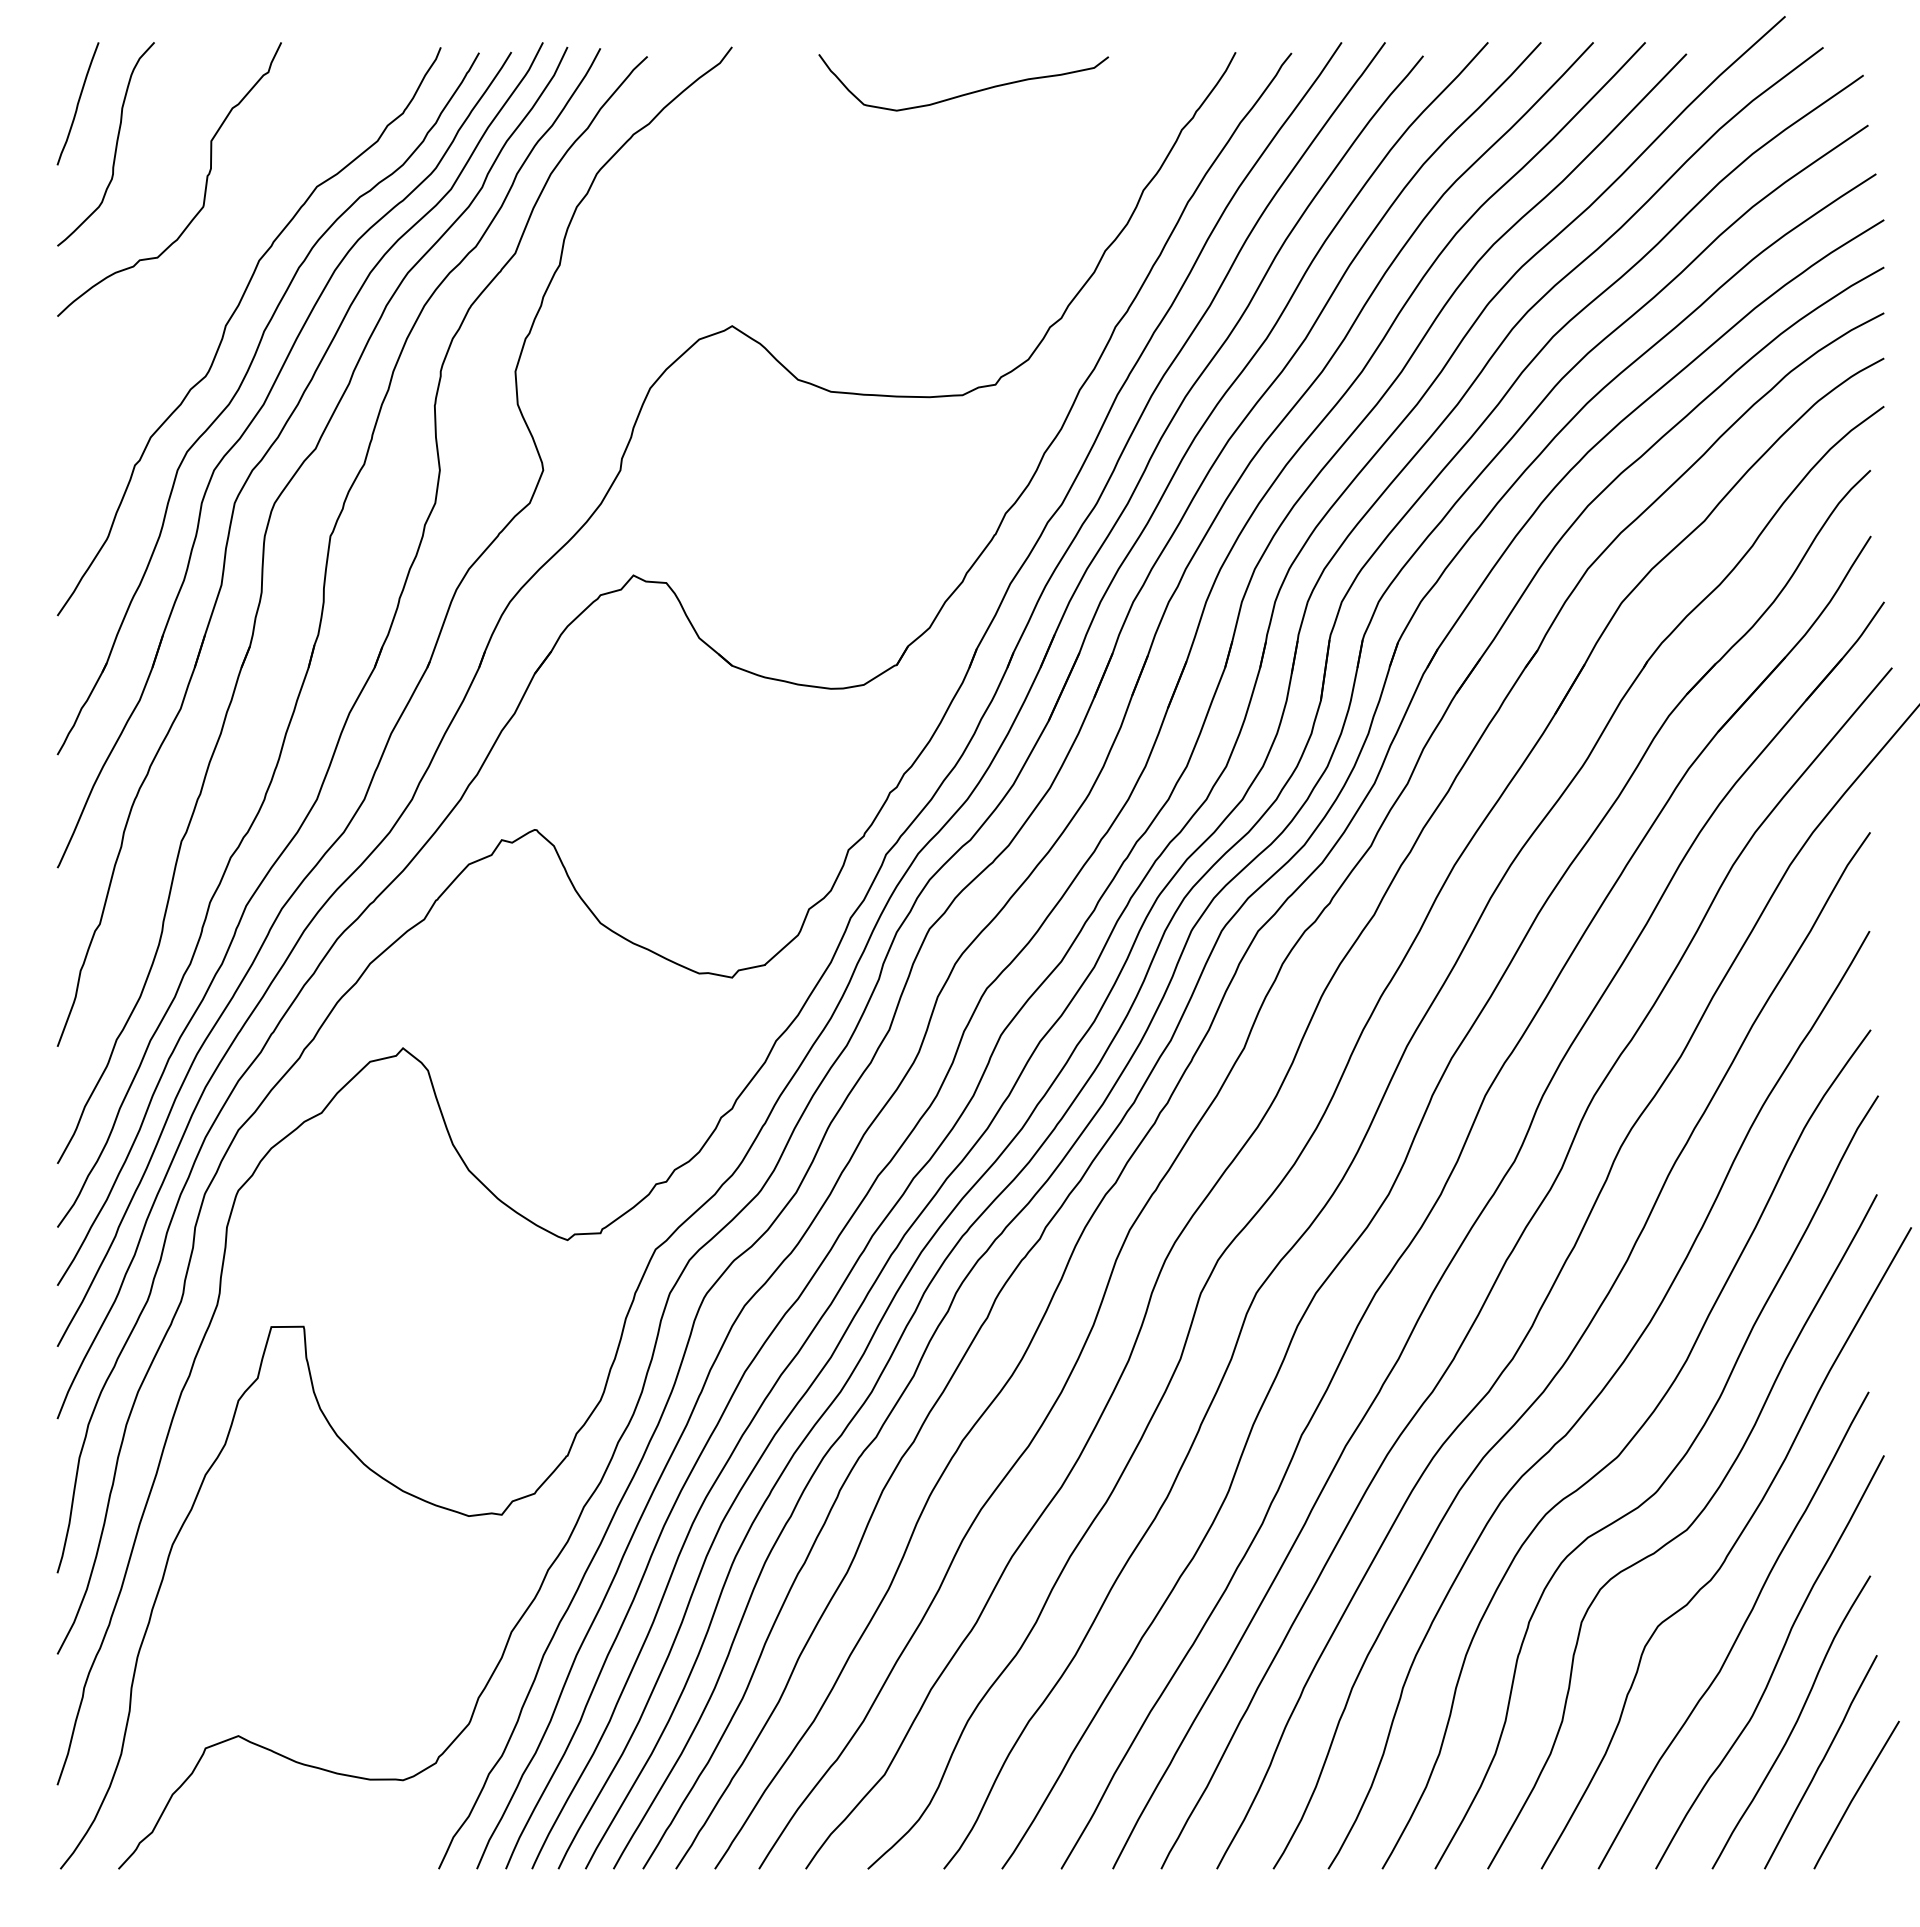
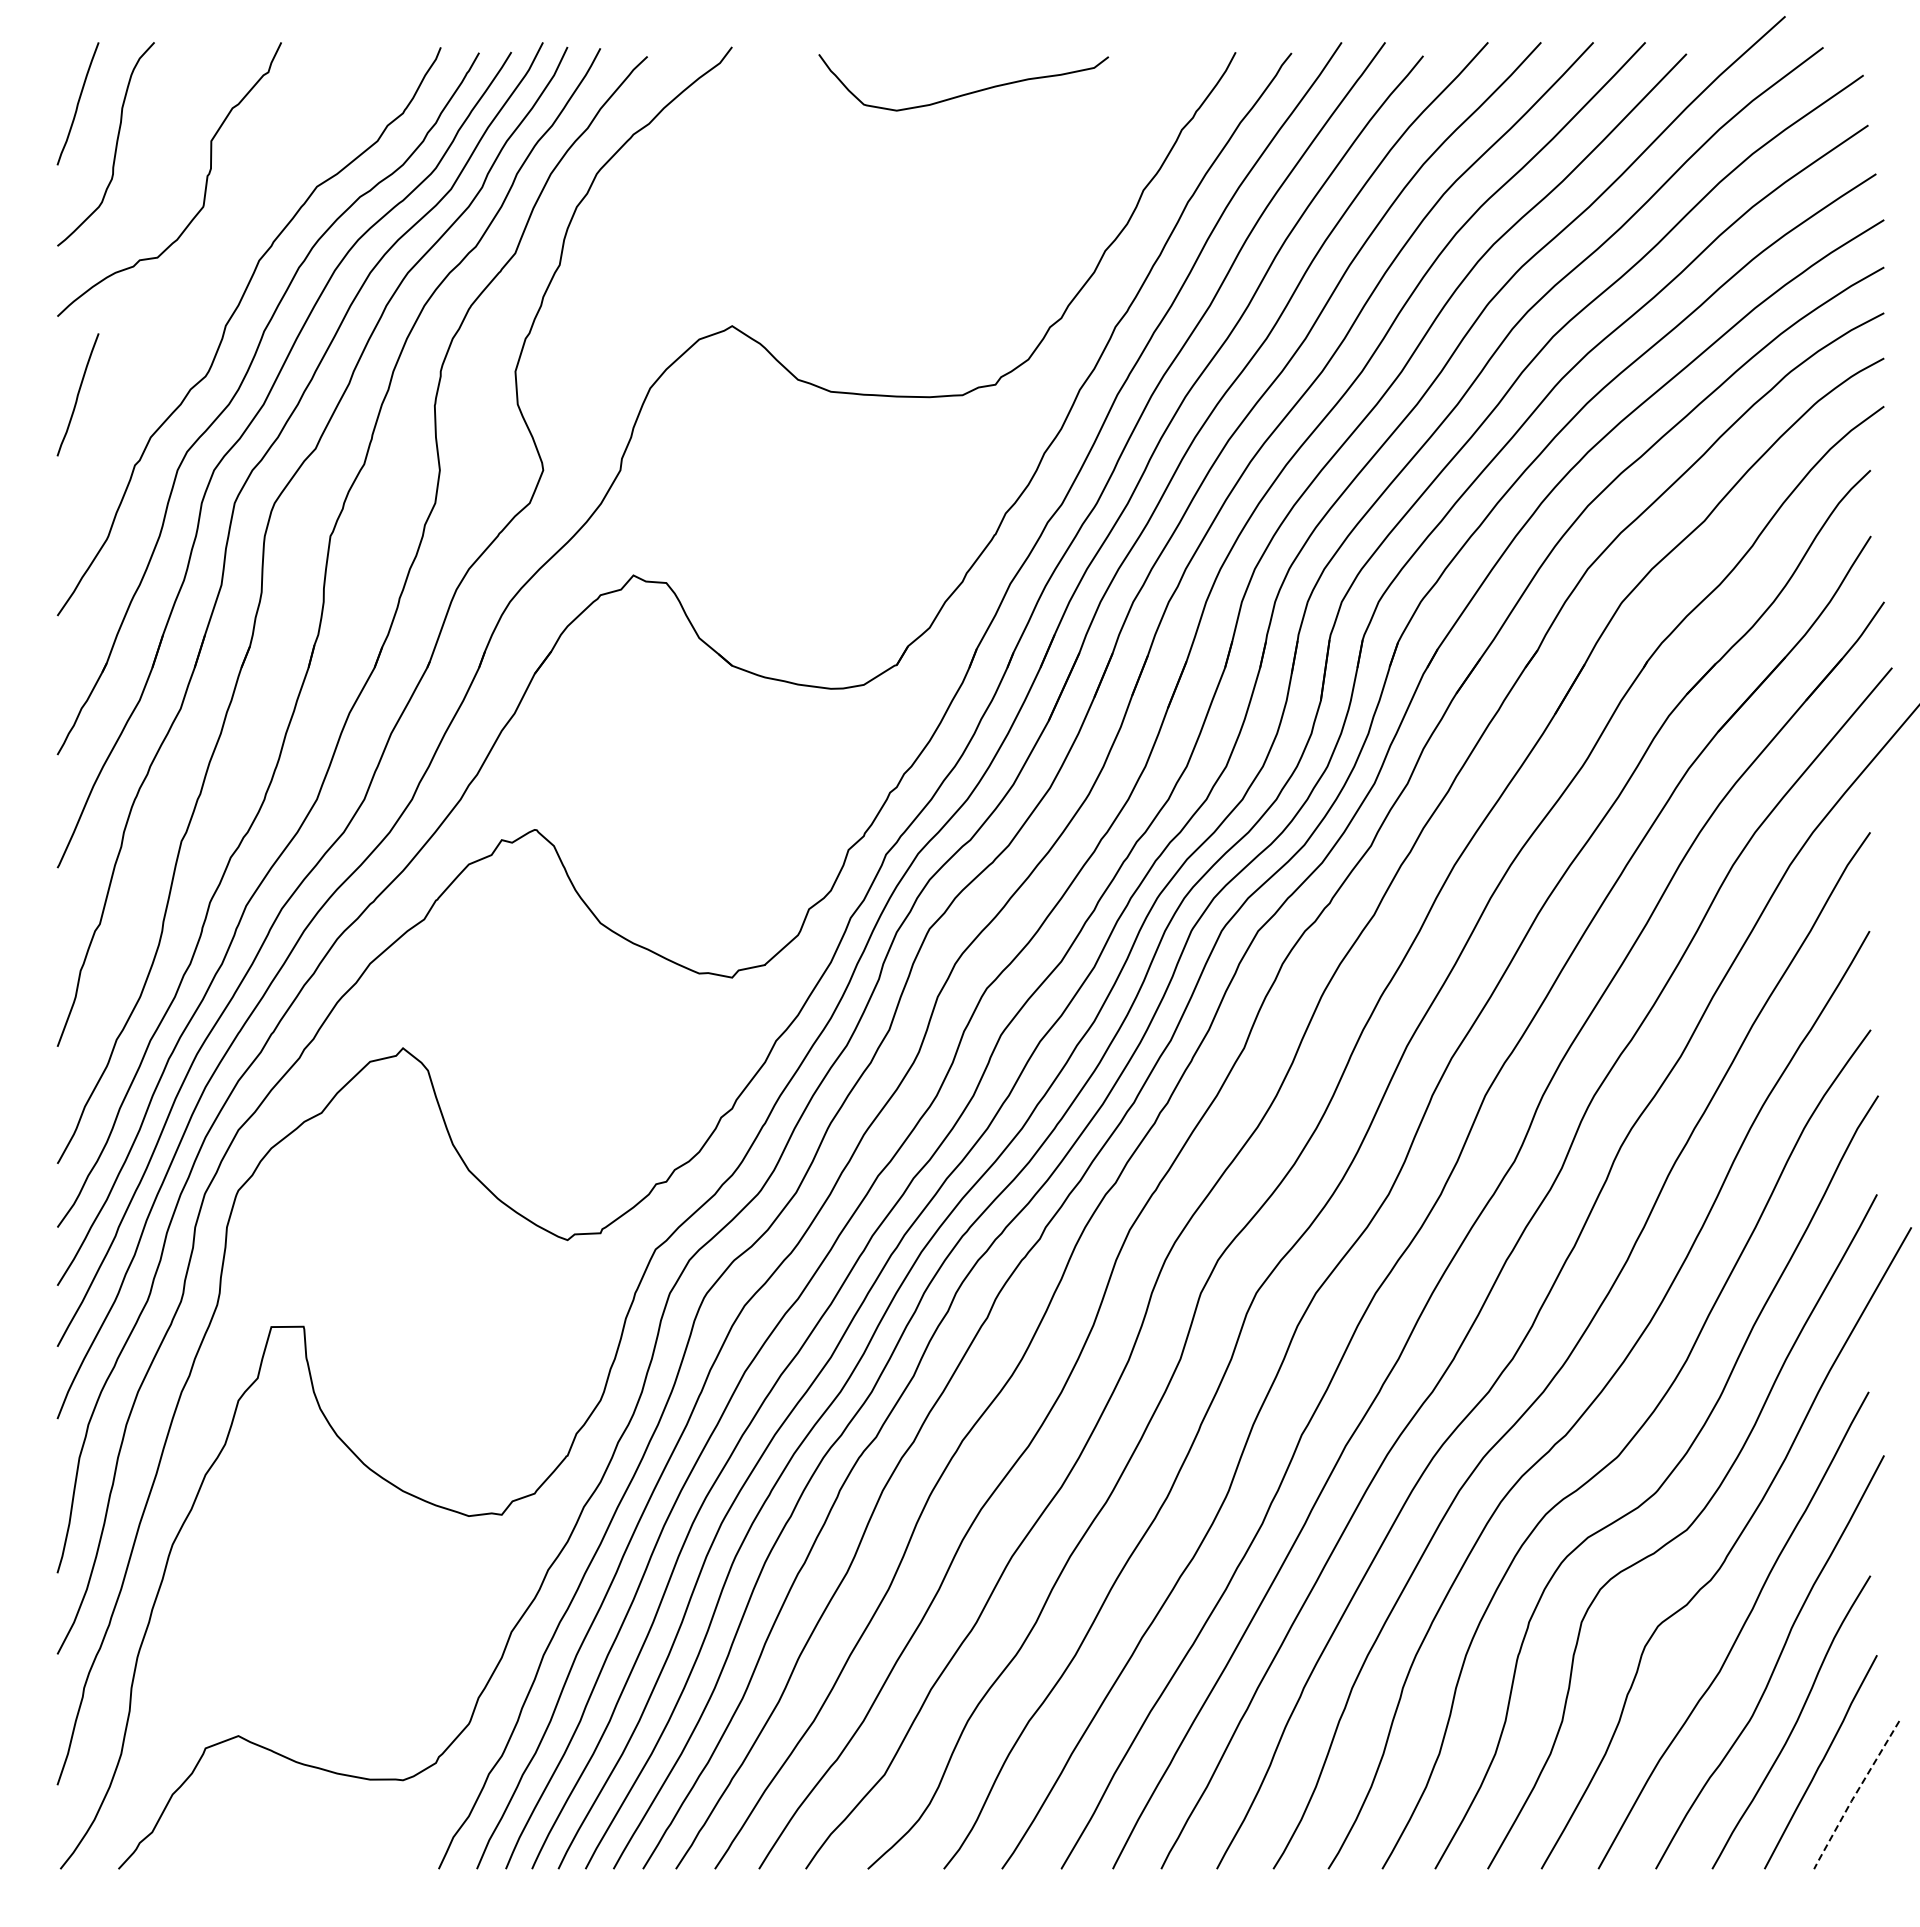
curve: none -> present (77, 394)
line: solid -> dashed (1854, 1795)
